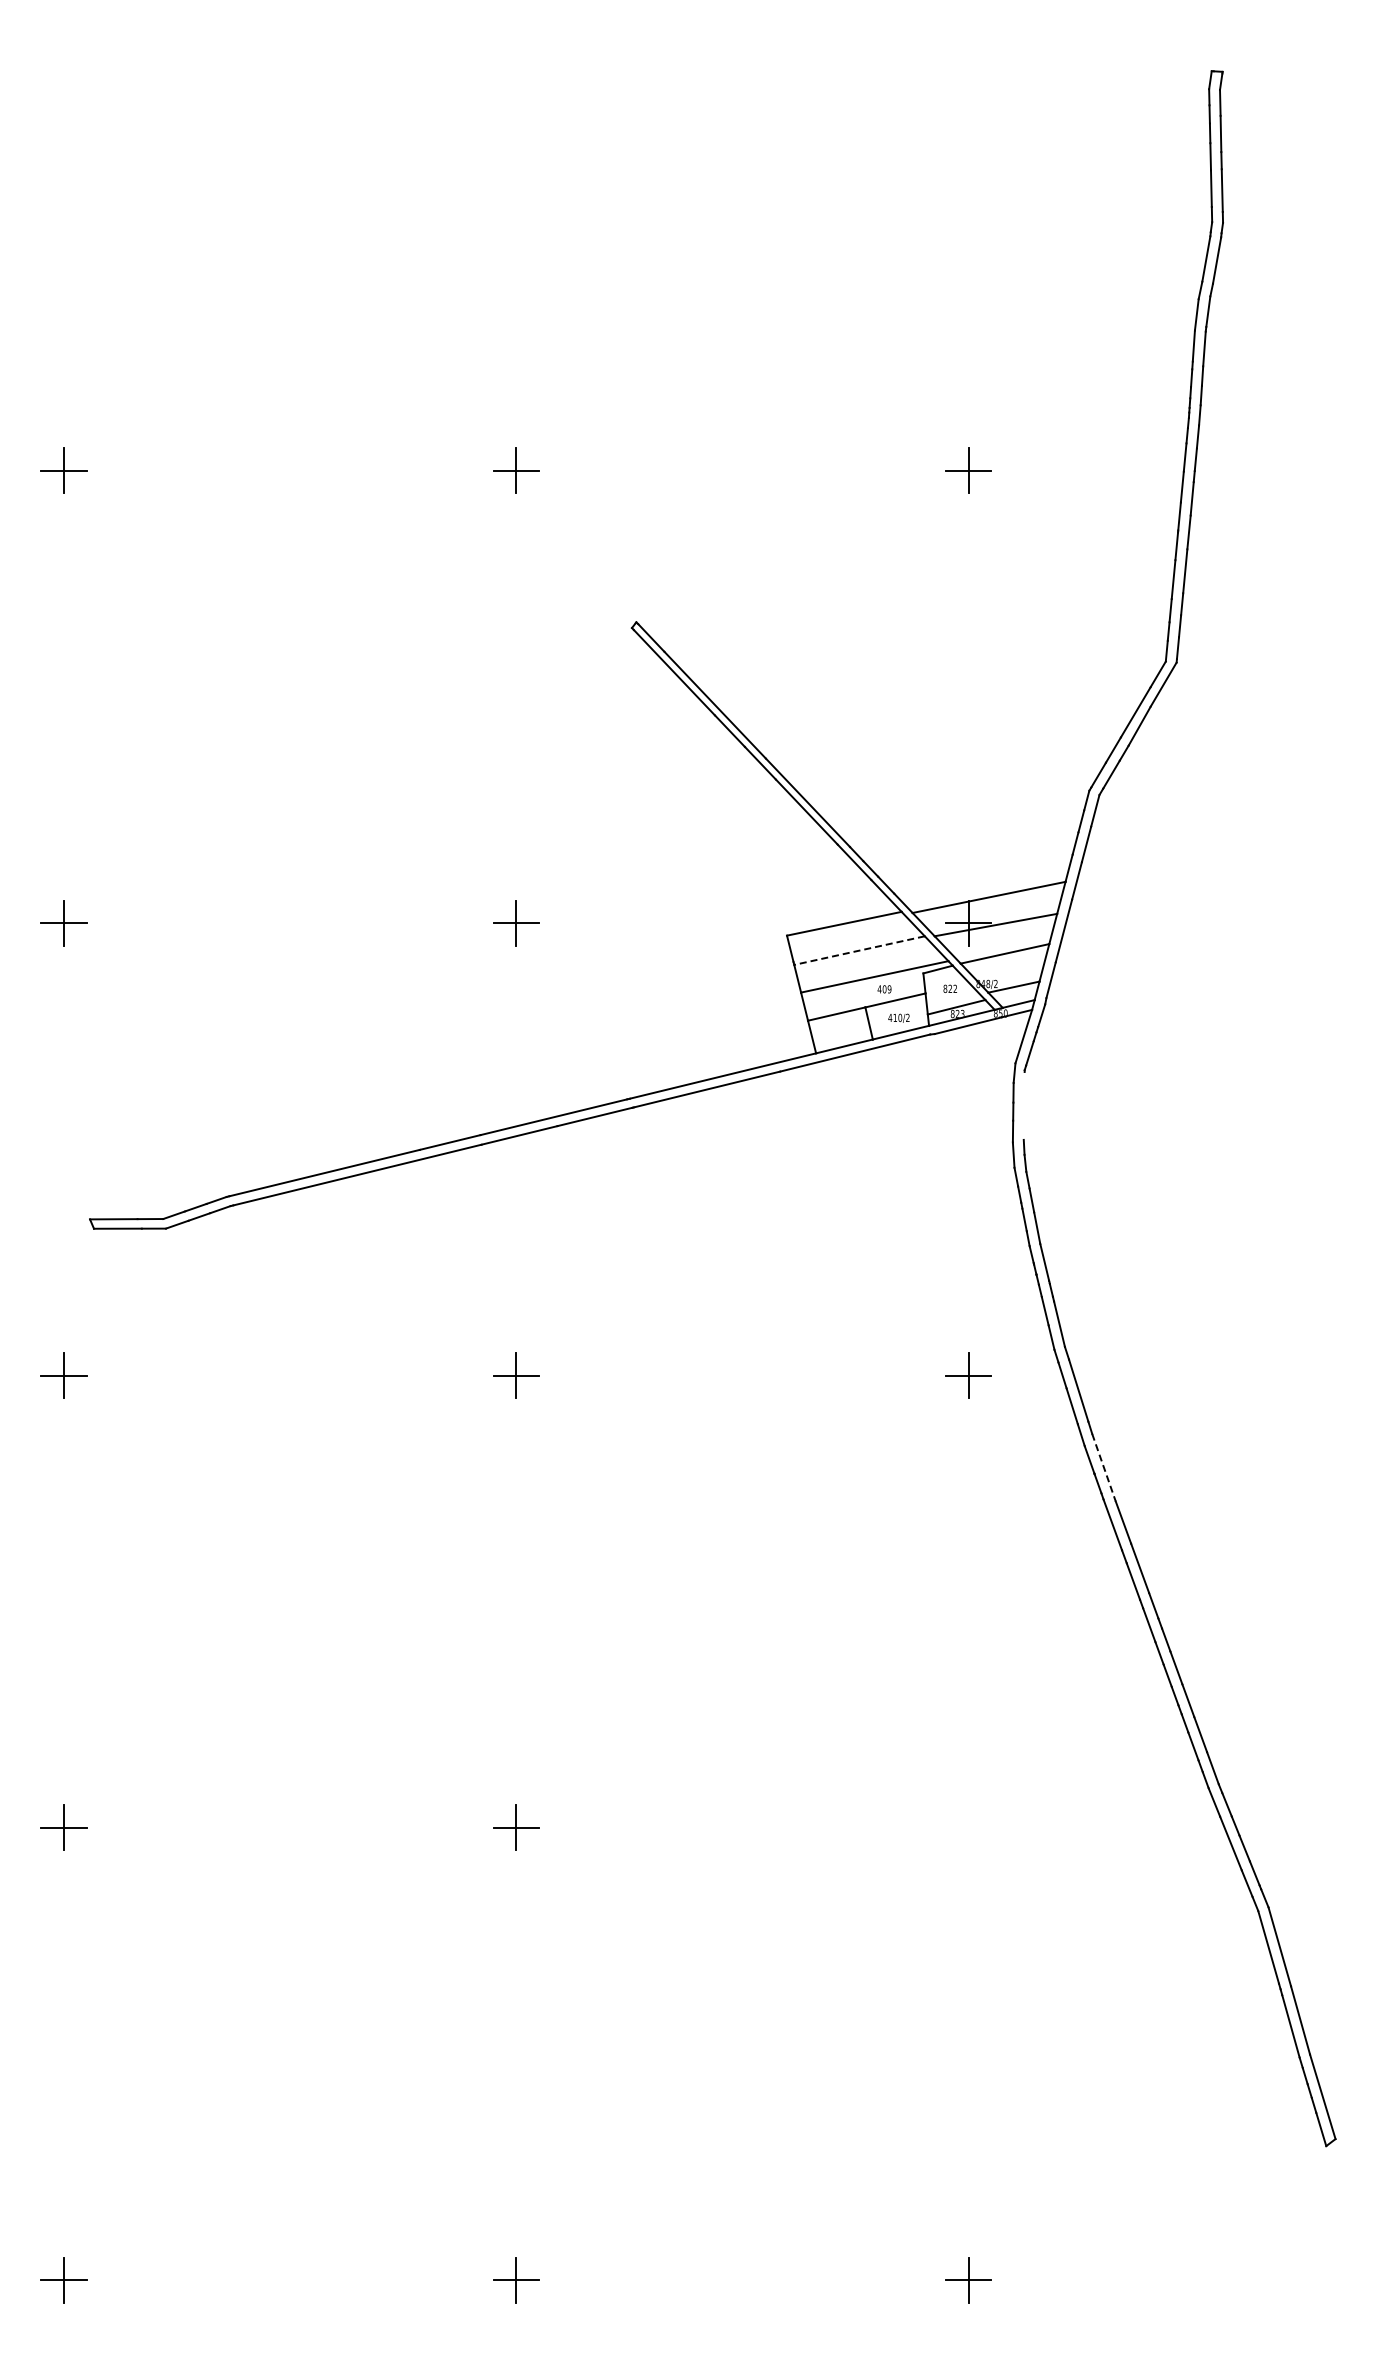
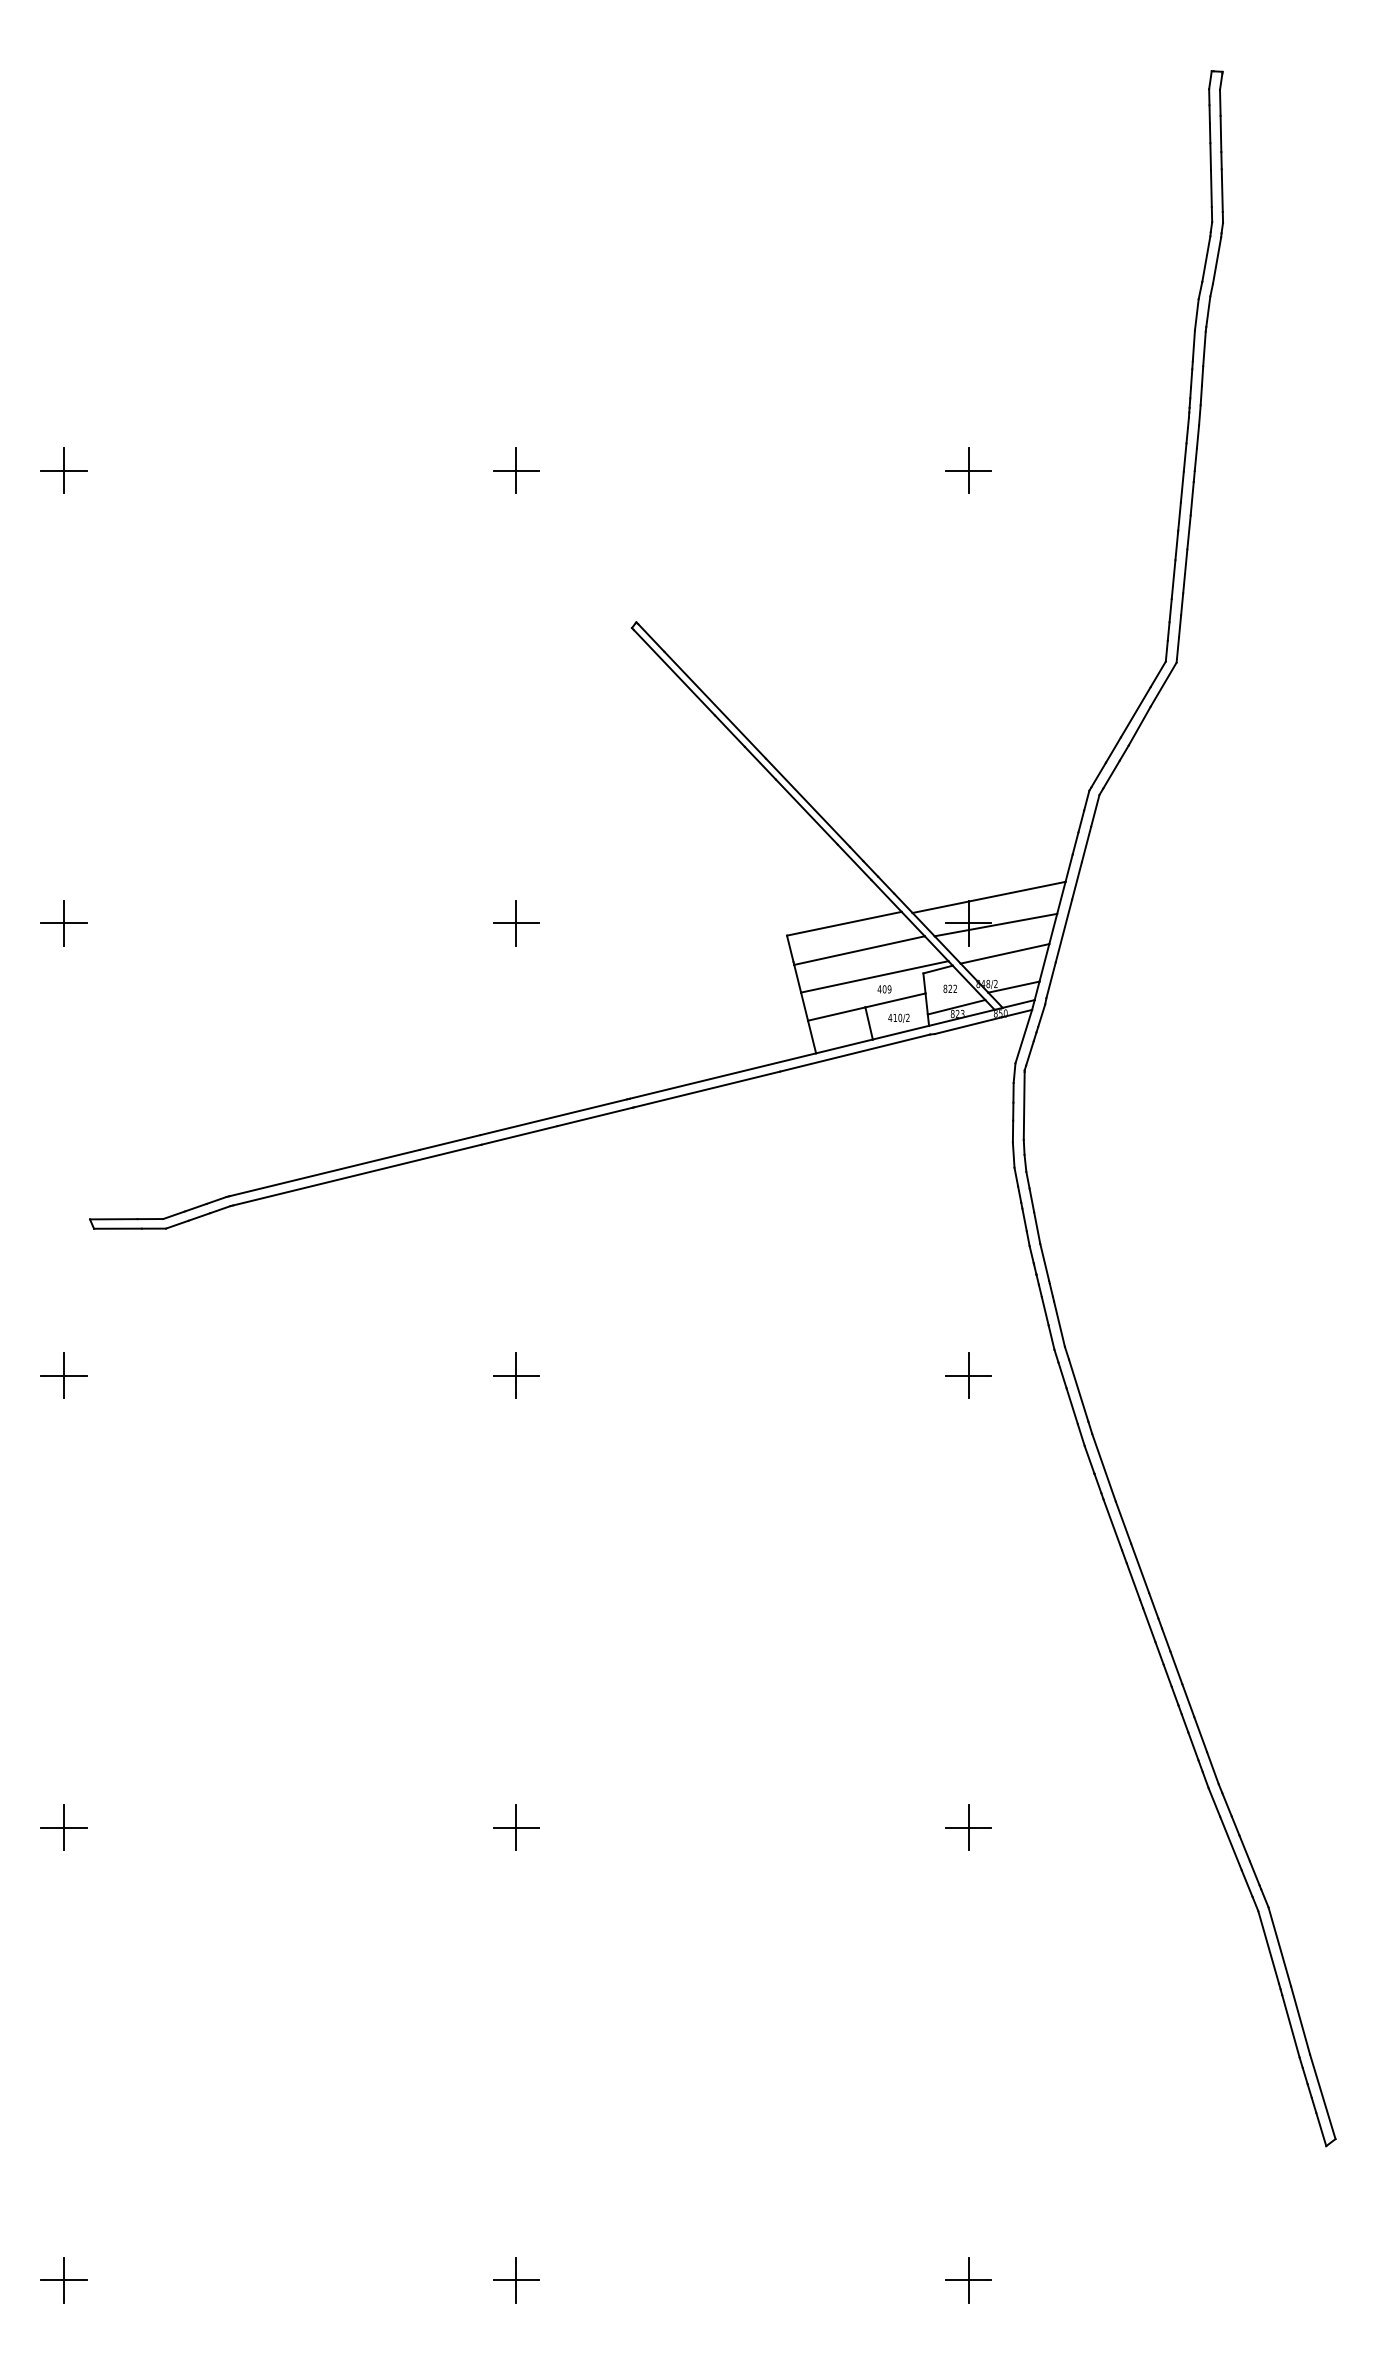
line: dashed -> solid (859, 950)
line: none -> present (1023, 1105)
line: dashed -> solid (1104, 1467)
part: none -> present (968, 1827)
